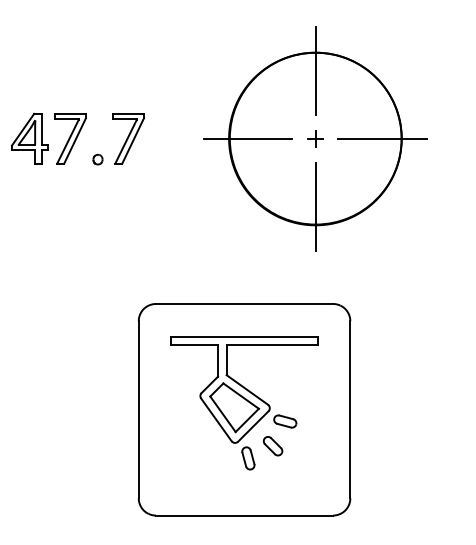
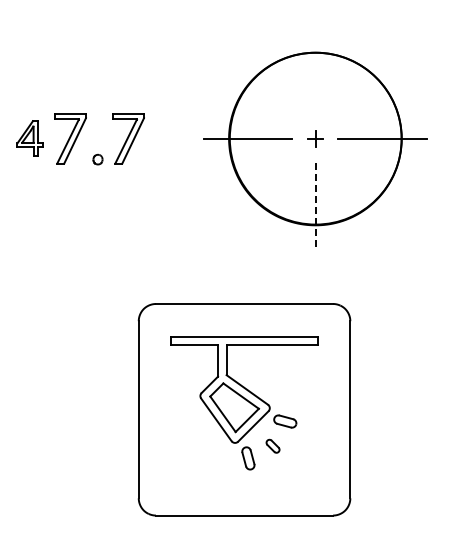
line: present -> none (315, 71)
part size: 38x53 px -> 28x37 px (29, 138)
line: solid -> dashed (315, 207)
part size: 22x21 px -> 16x16 px (272, 445)
